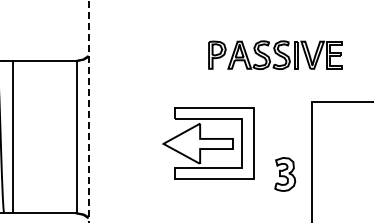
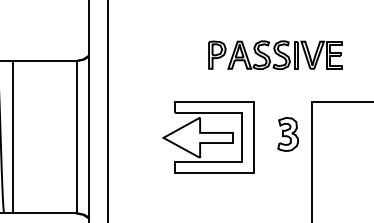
line: none -> present (107, 110)
line: dashed -> solid (88, 111)
part position: (208, 143) -> (208, 137) (208, 137)
part position: (285, 174) -> (288, 134) (288, 134)
